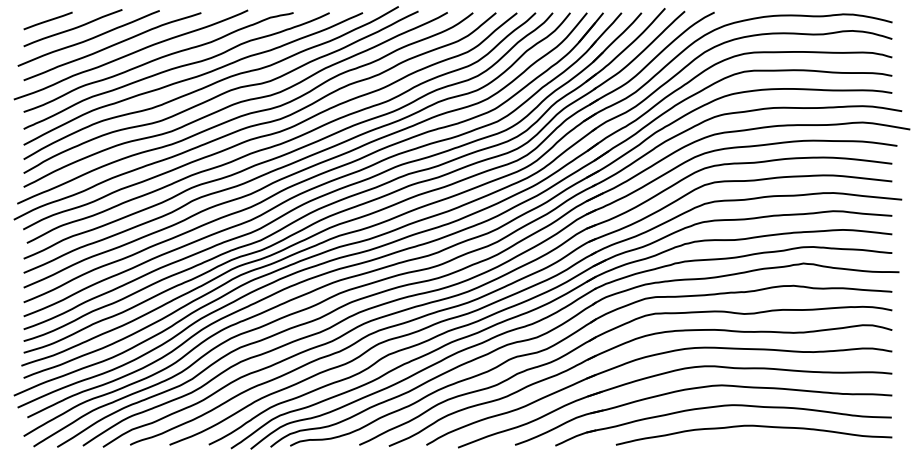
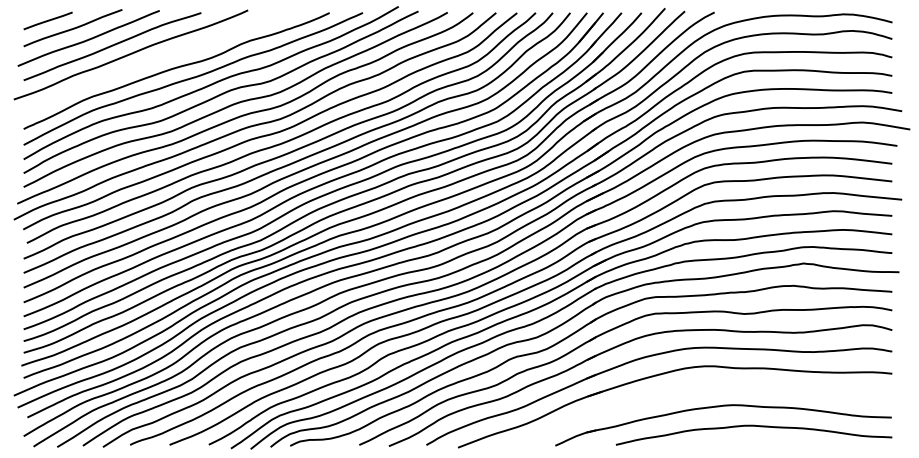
curve: present -> none (156, 60)
part: present -> none (702, 388)
